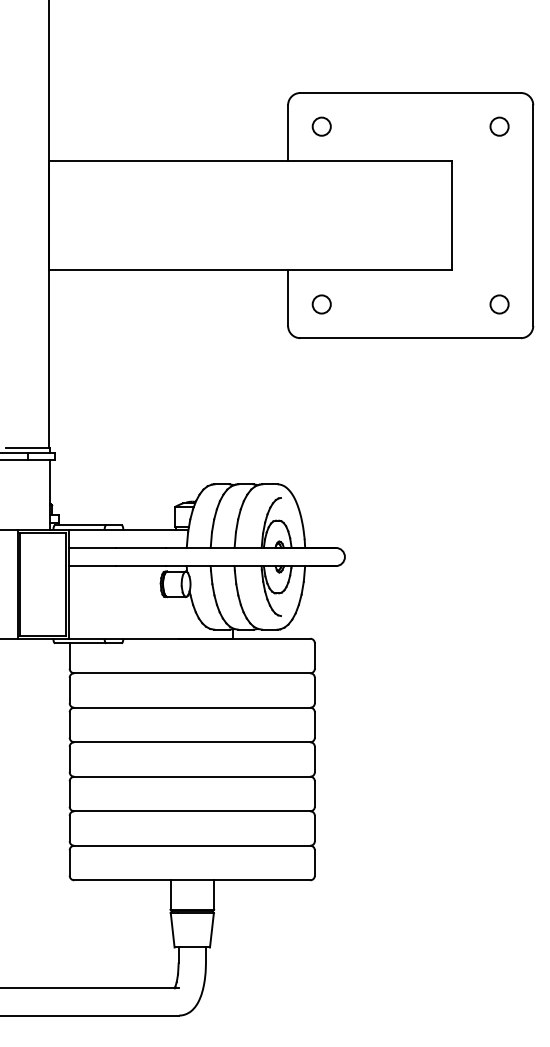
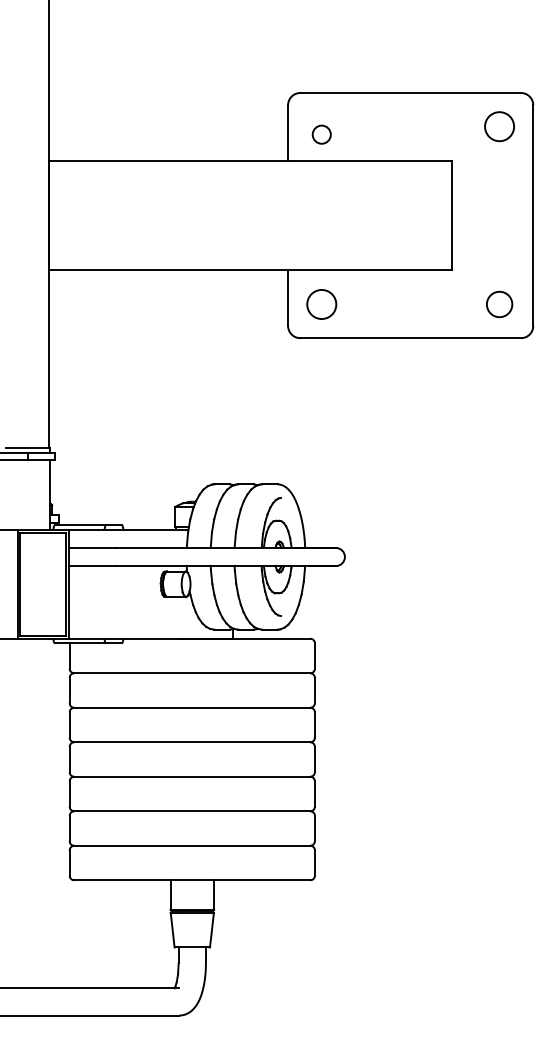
circle position: (321, 126) -> (321, 134) (321, 134)
circle diameter: 18 px -> 29 px (499, 126)
circle diameter: 18 px -> 29 px (321, 304)
circle size: 21x21 px -> 28x29 px (499, 304)
